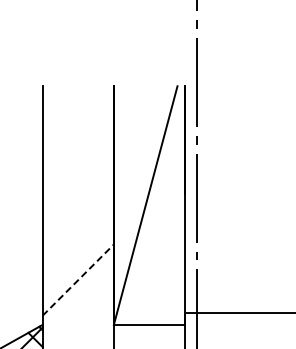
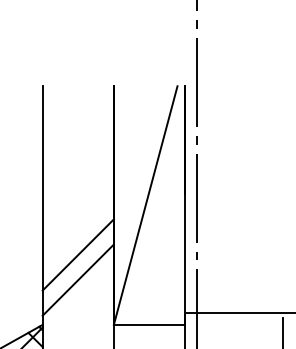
line: none -> present (77, 254)
line: dashed -> solid (78, 279)
line: none -> present (282, 331)
